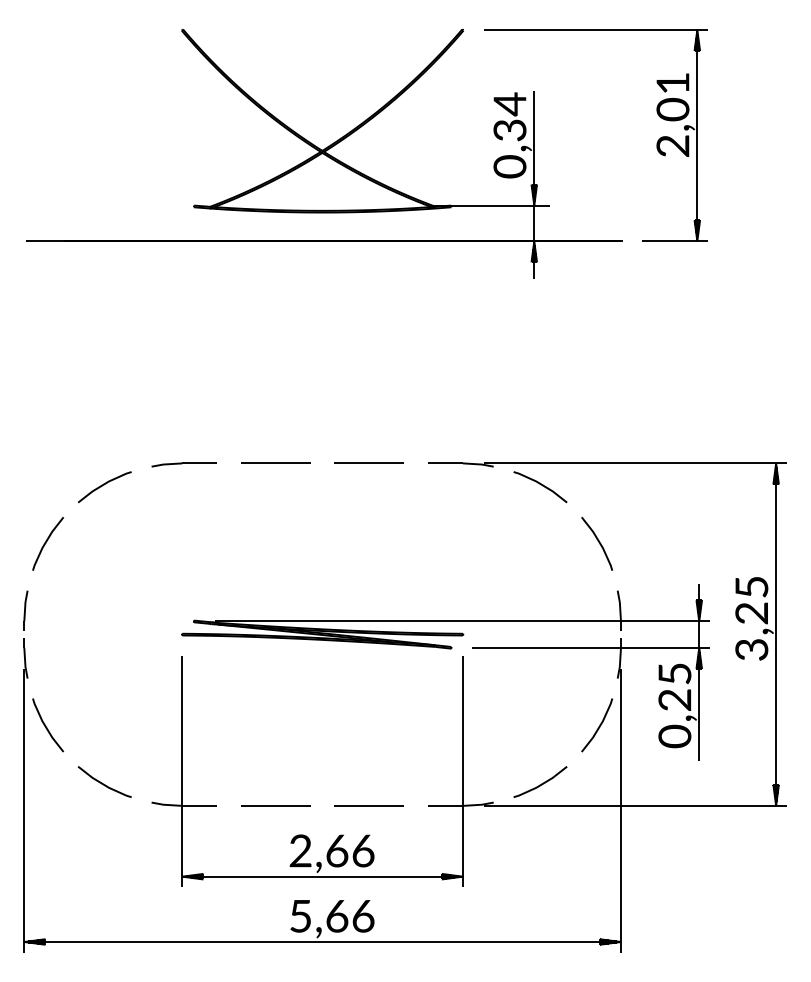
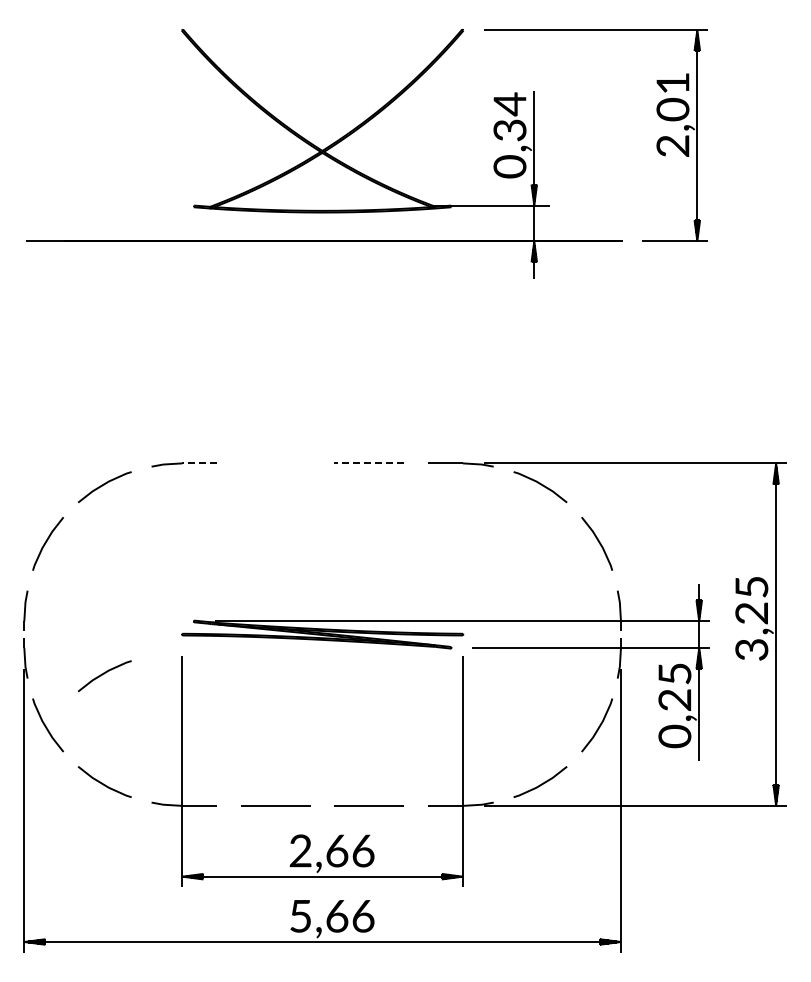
line: present -> none (275, 462)
line: solid -> dashed (199, 463)
line: solid -> dashed (368, 463)
line: none -> present (104, 674)
